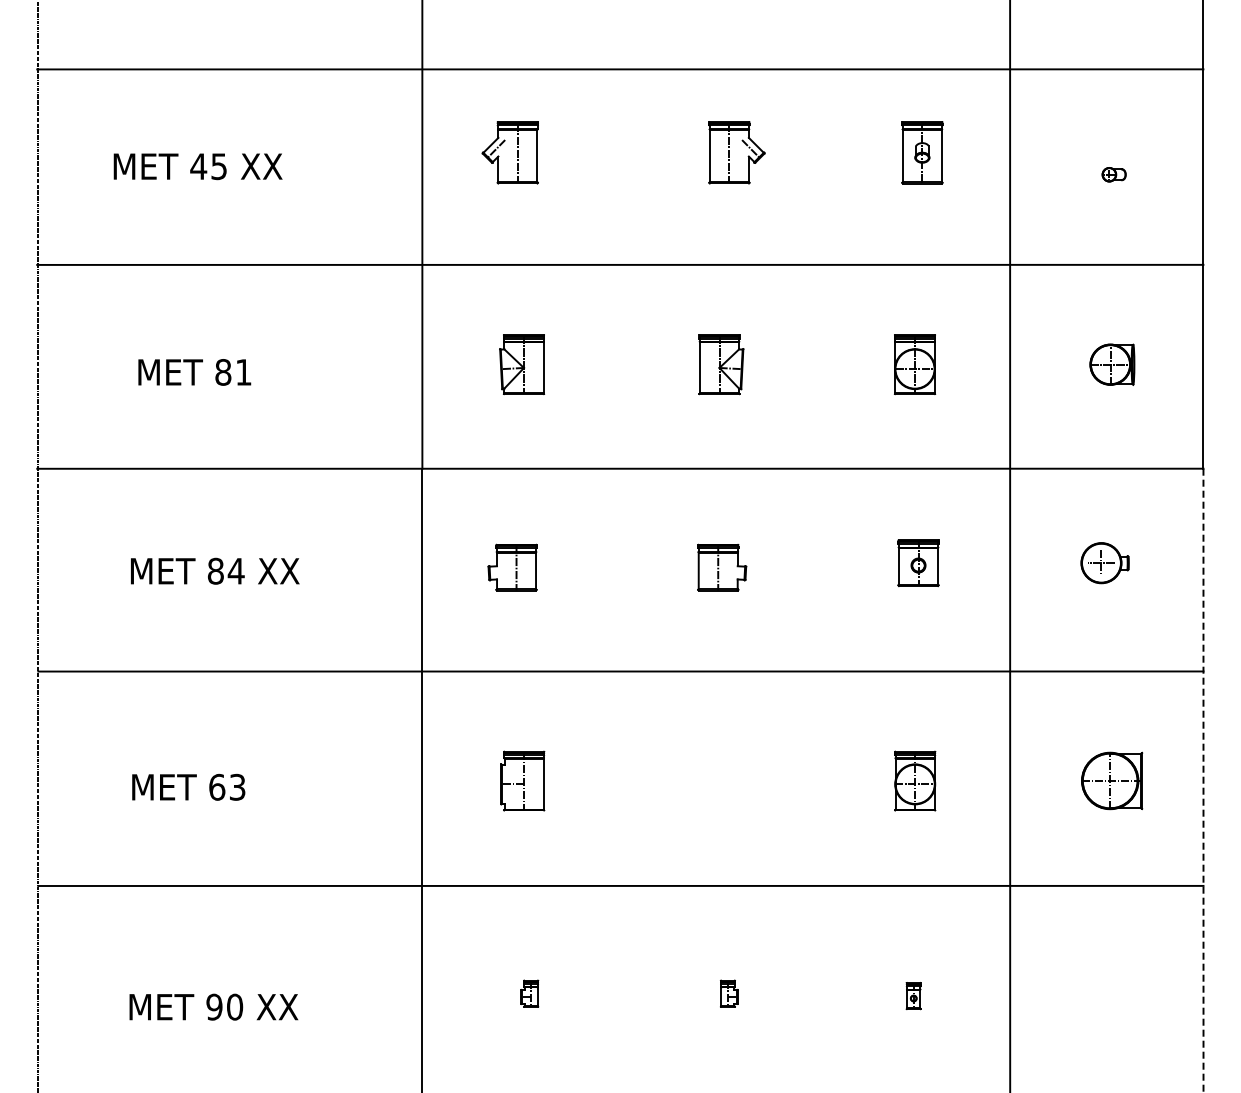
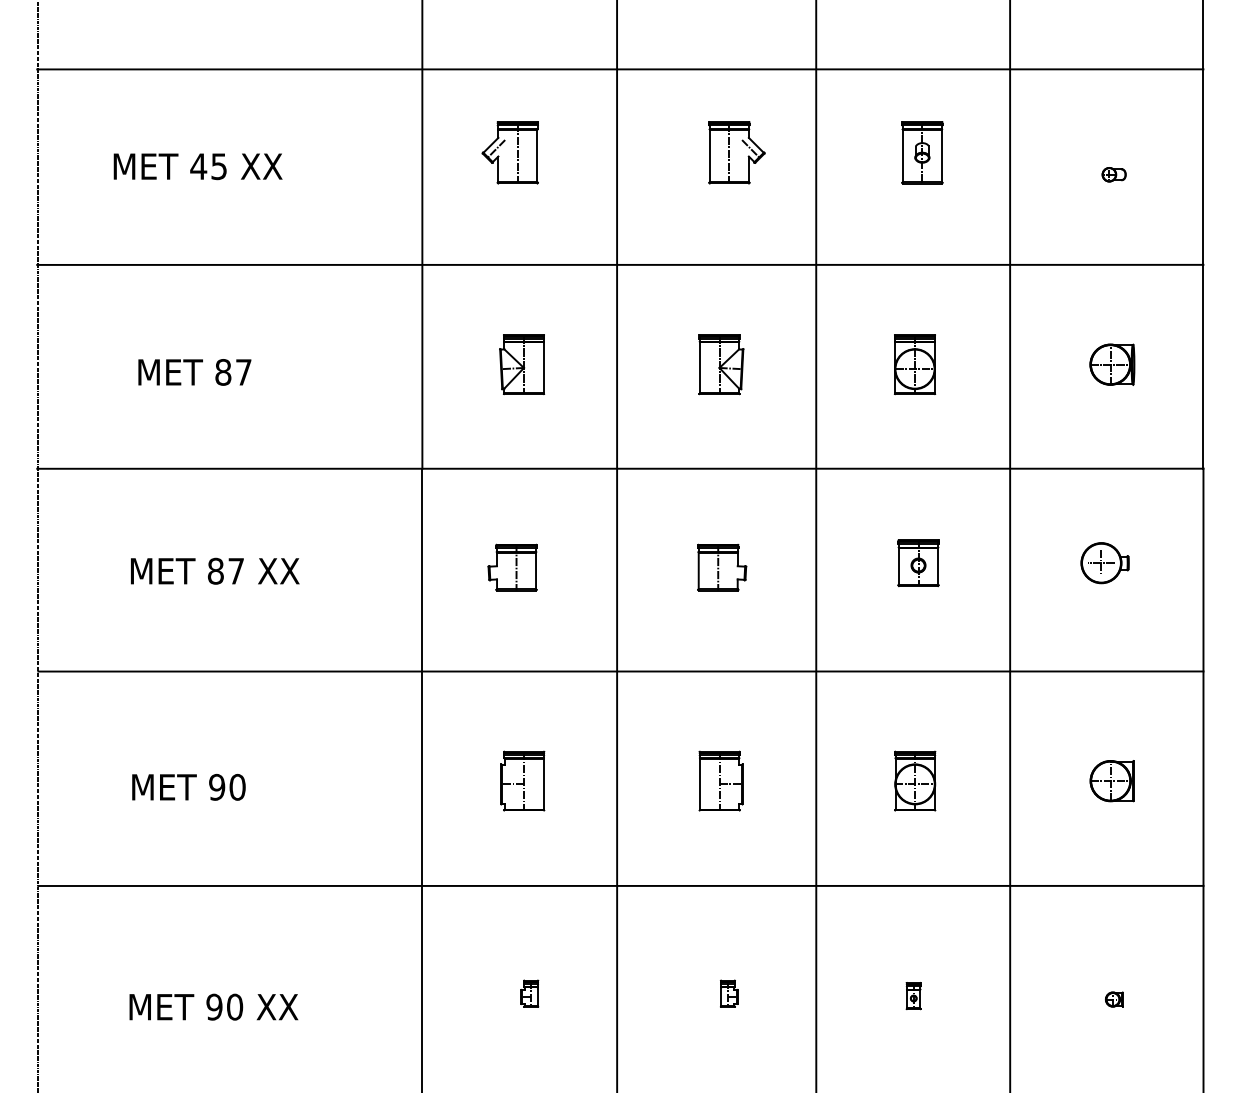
text: 81 -> 87 (243, 372)
line: none -> present (617, 545)
line: none -> present (816, 545)
text: 84 -> 87 (235, 571)
part: none -> present (720, 780)
part size: 63x60 px -> 46x43 px (1111, 781)
line: dashed -> solid (1203, 780)
text: 63 -> 90 (227, 786)
part: none -> present (1114, 999)
